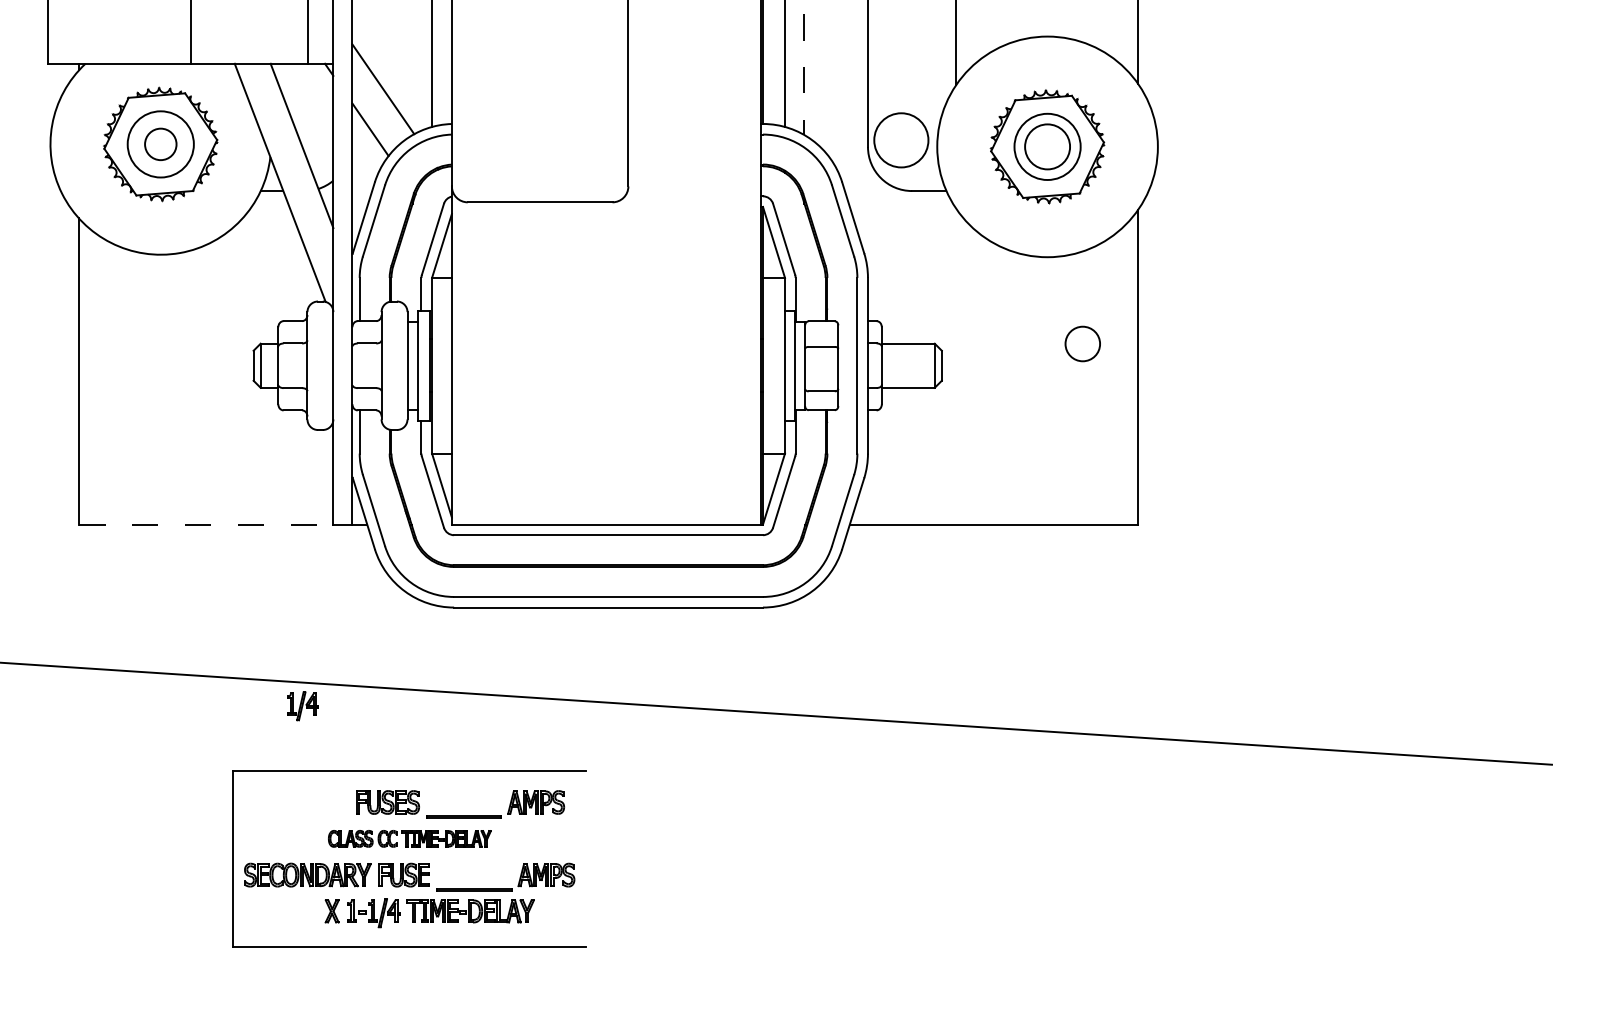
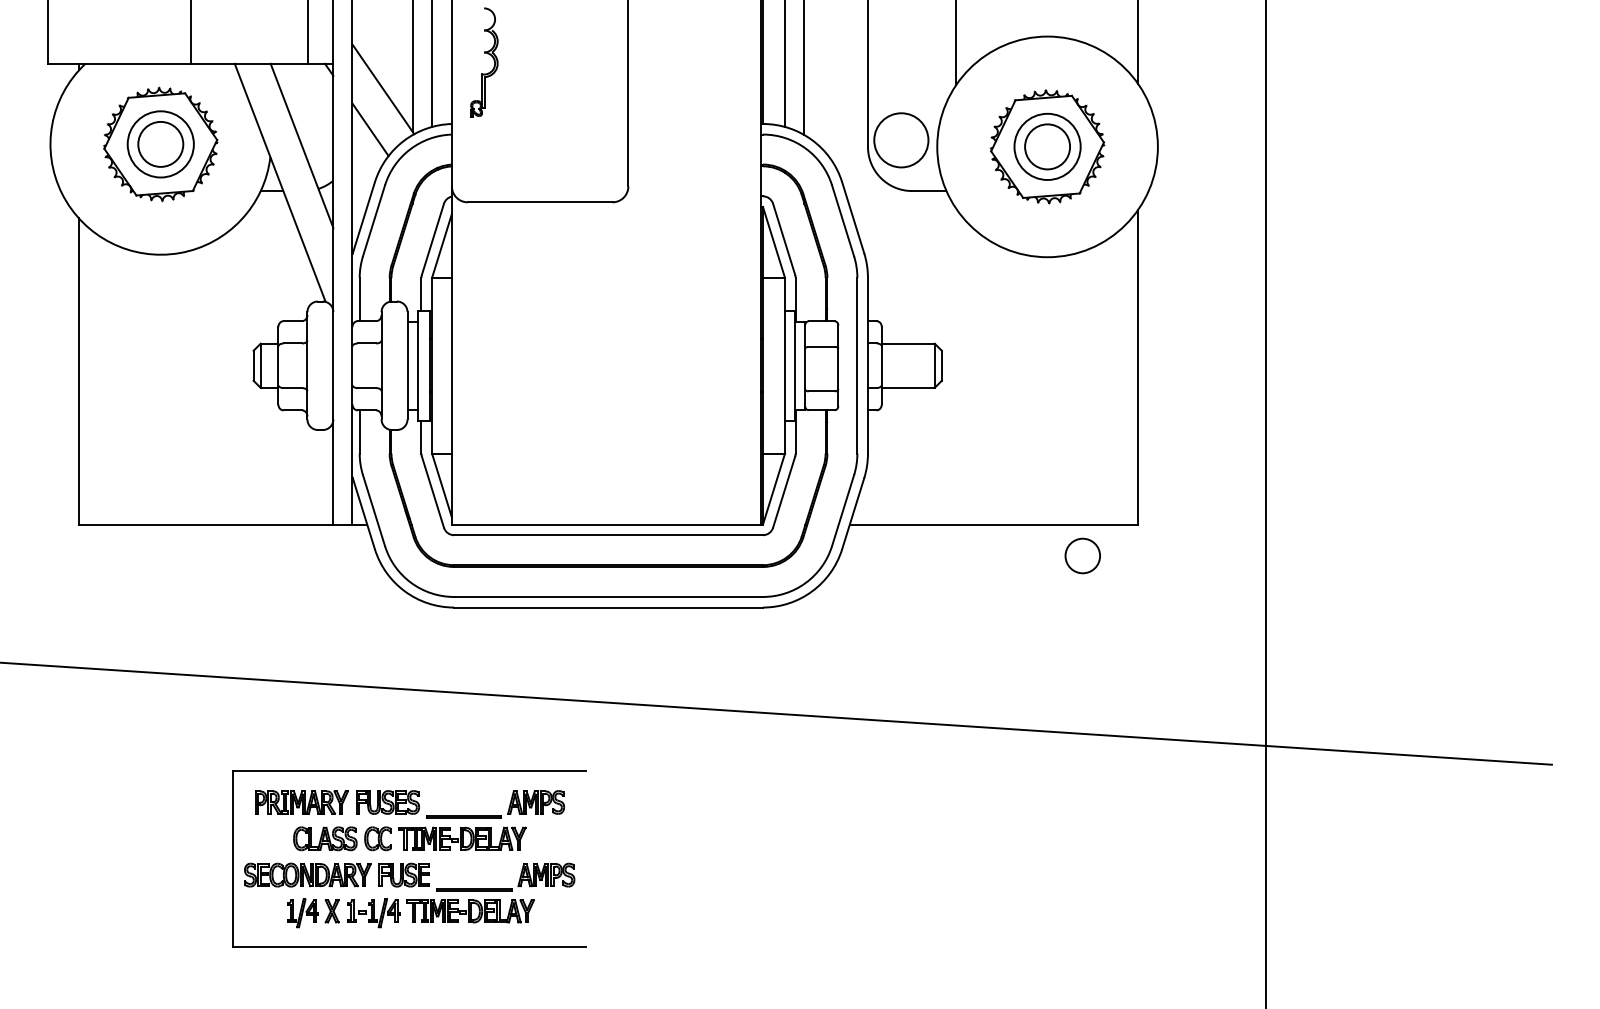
part: none -> present (489, 55)
line: none -> present (412, 66)
line: dashed -> solid (804, 68)
circle diameter: 32 px -> 45 px (160, 143)
circle position: (1082, 343) -> (1082, 555) (1082, 555)
line: none -> present (1266, 503)
line: dashed -> solid (206, 524)
part position: (302, 706) -> (302, 913) (302, 913)
part: none -> present (301, 802)
part size: 164x18 px -> 234x26 px (409, 838)
